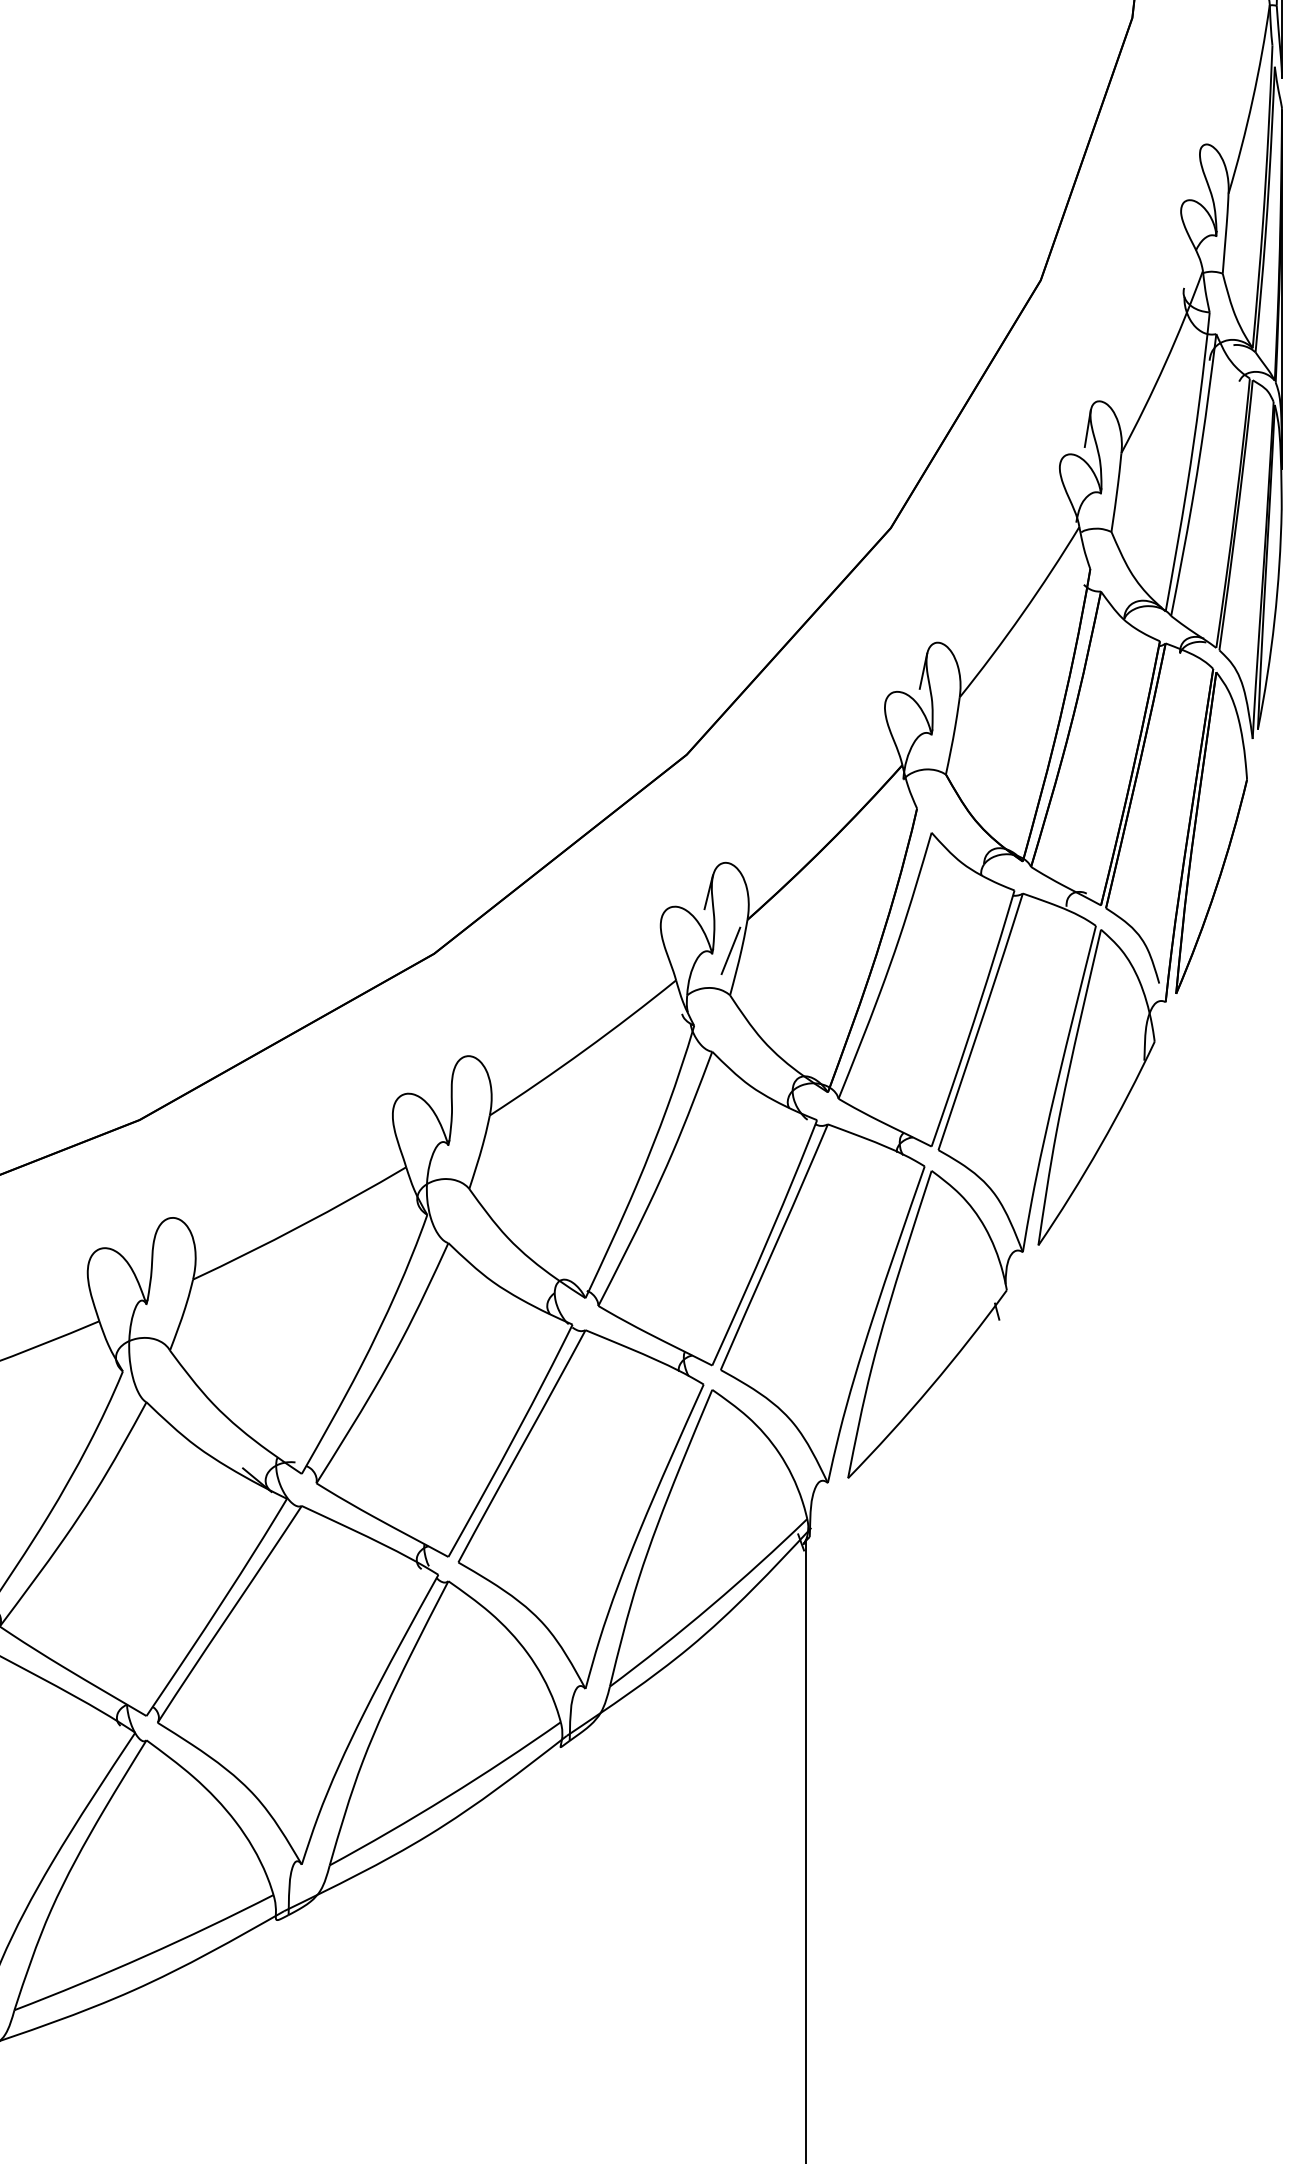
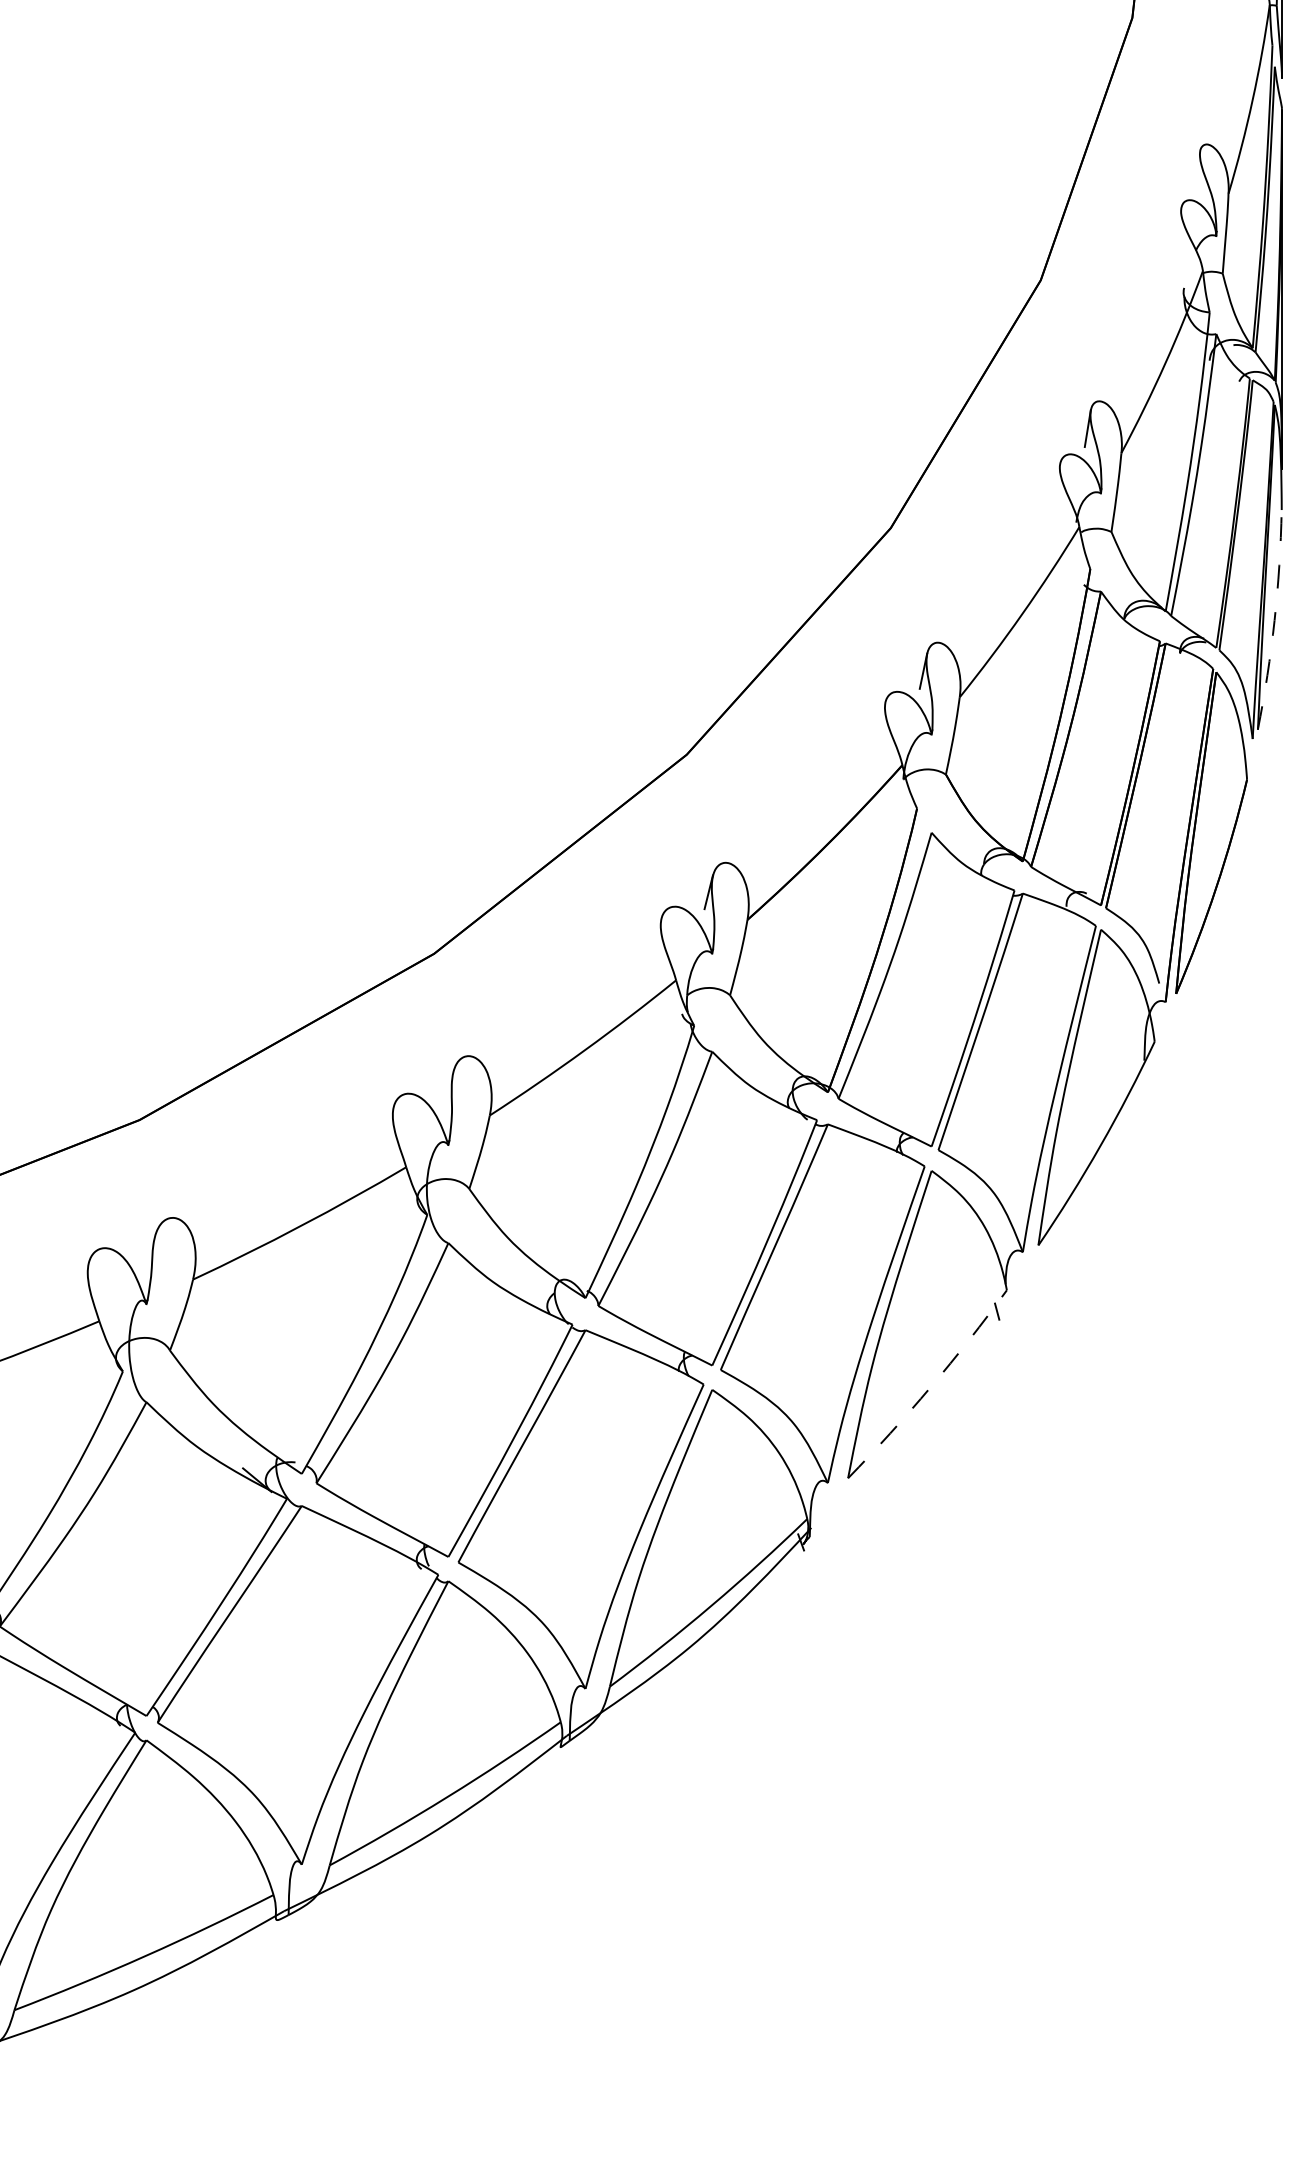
arc: solid -> dashed (1274, 620)
line: present -> none (730, 950)
arc: solid -> dashed (930, 1387)
line: present -> none (806, 1850)
